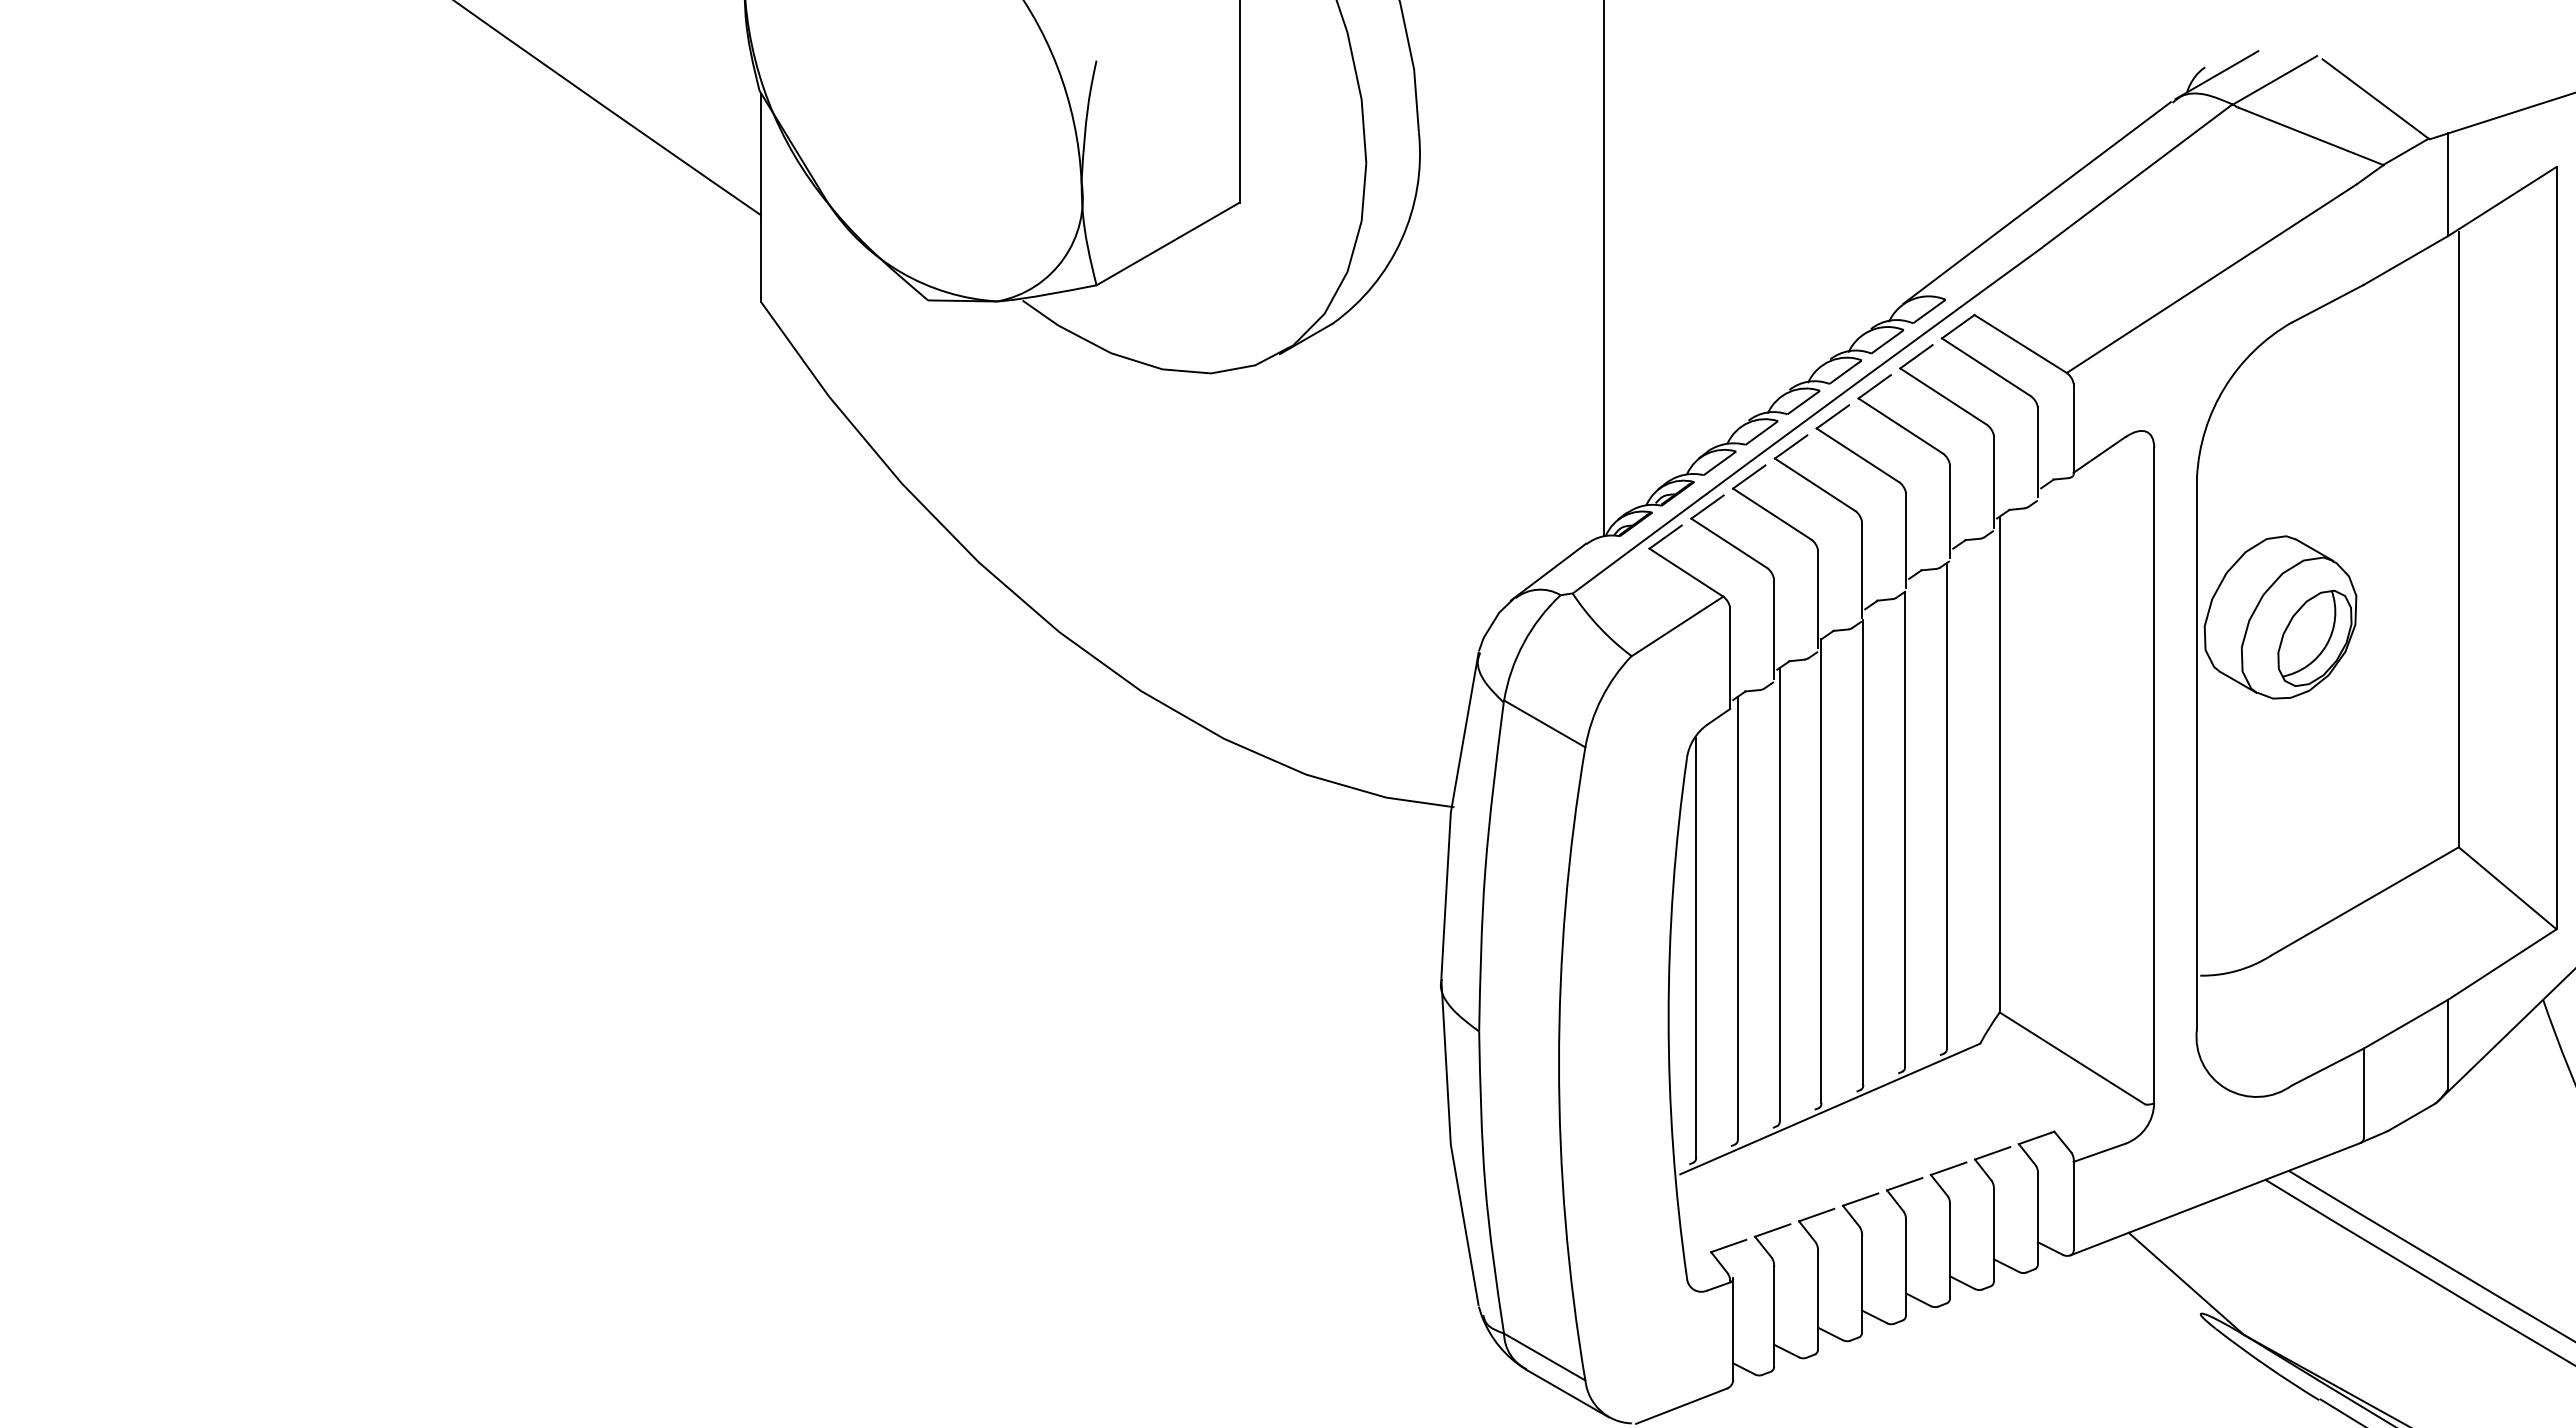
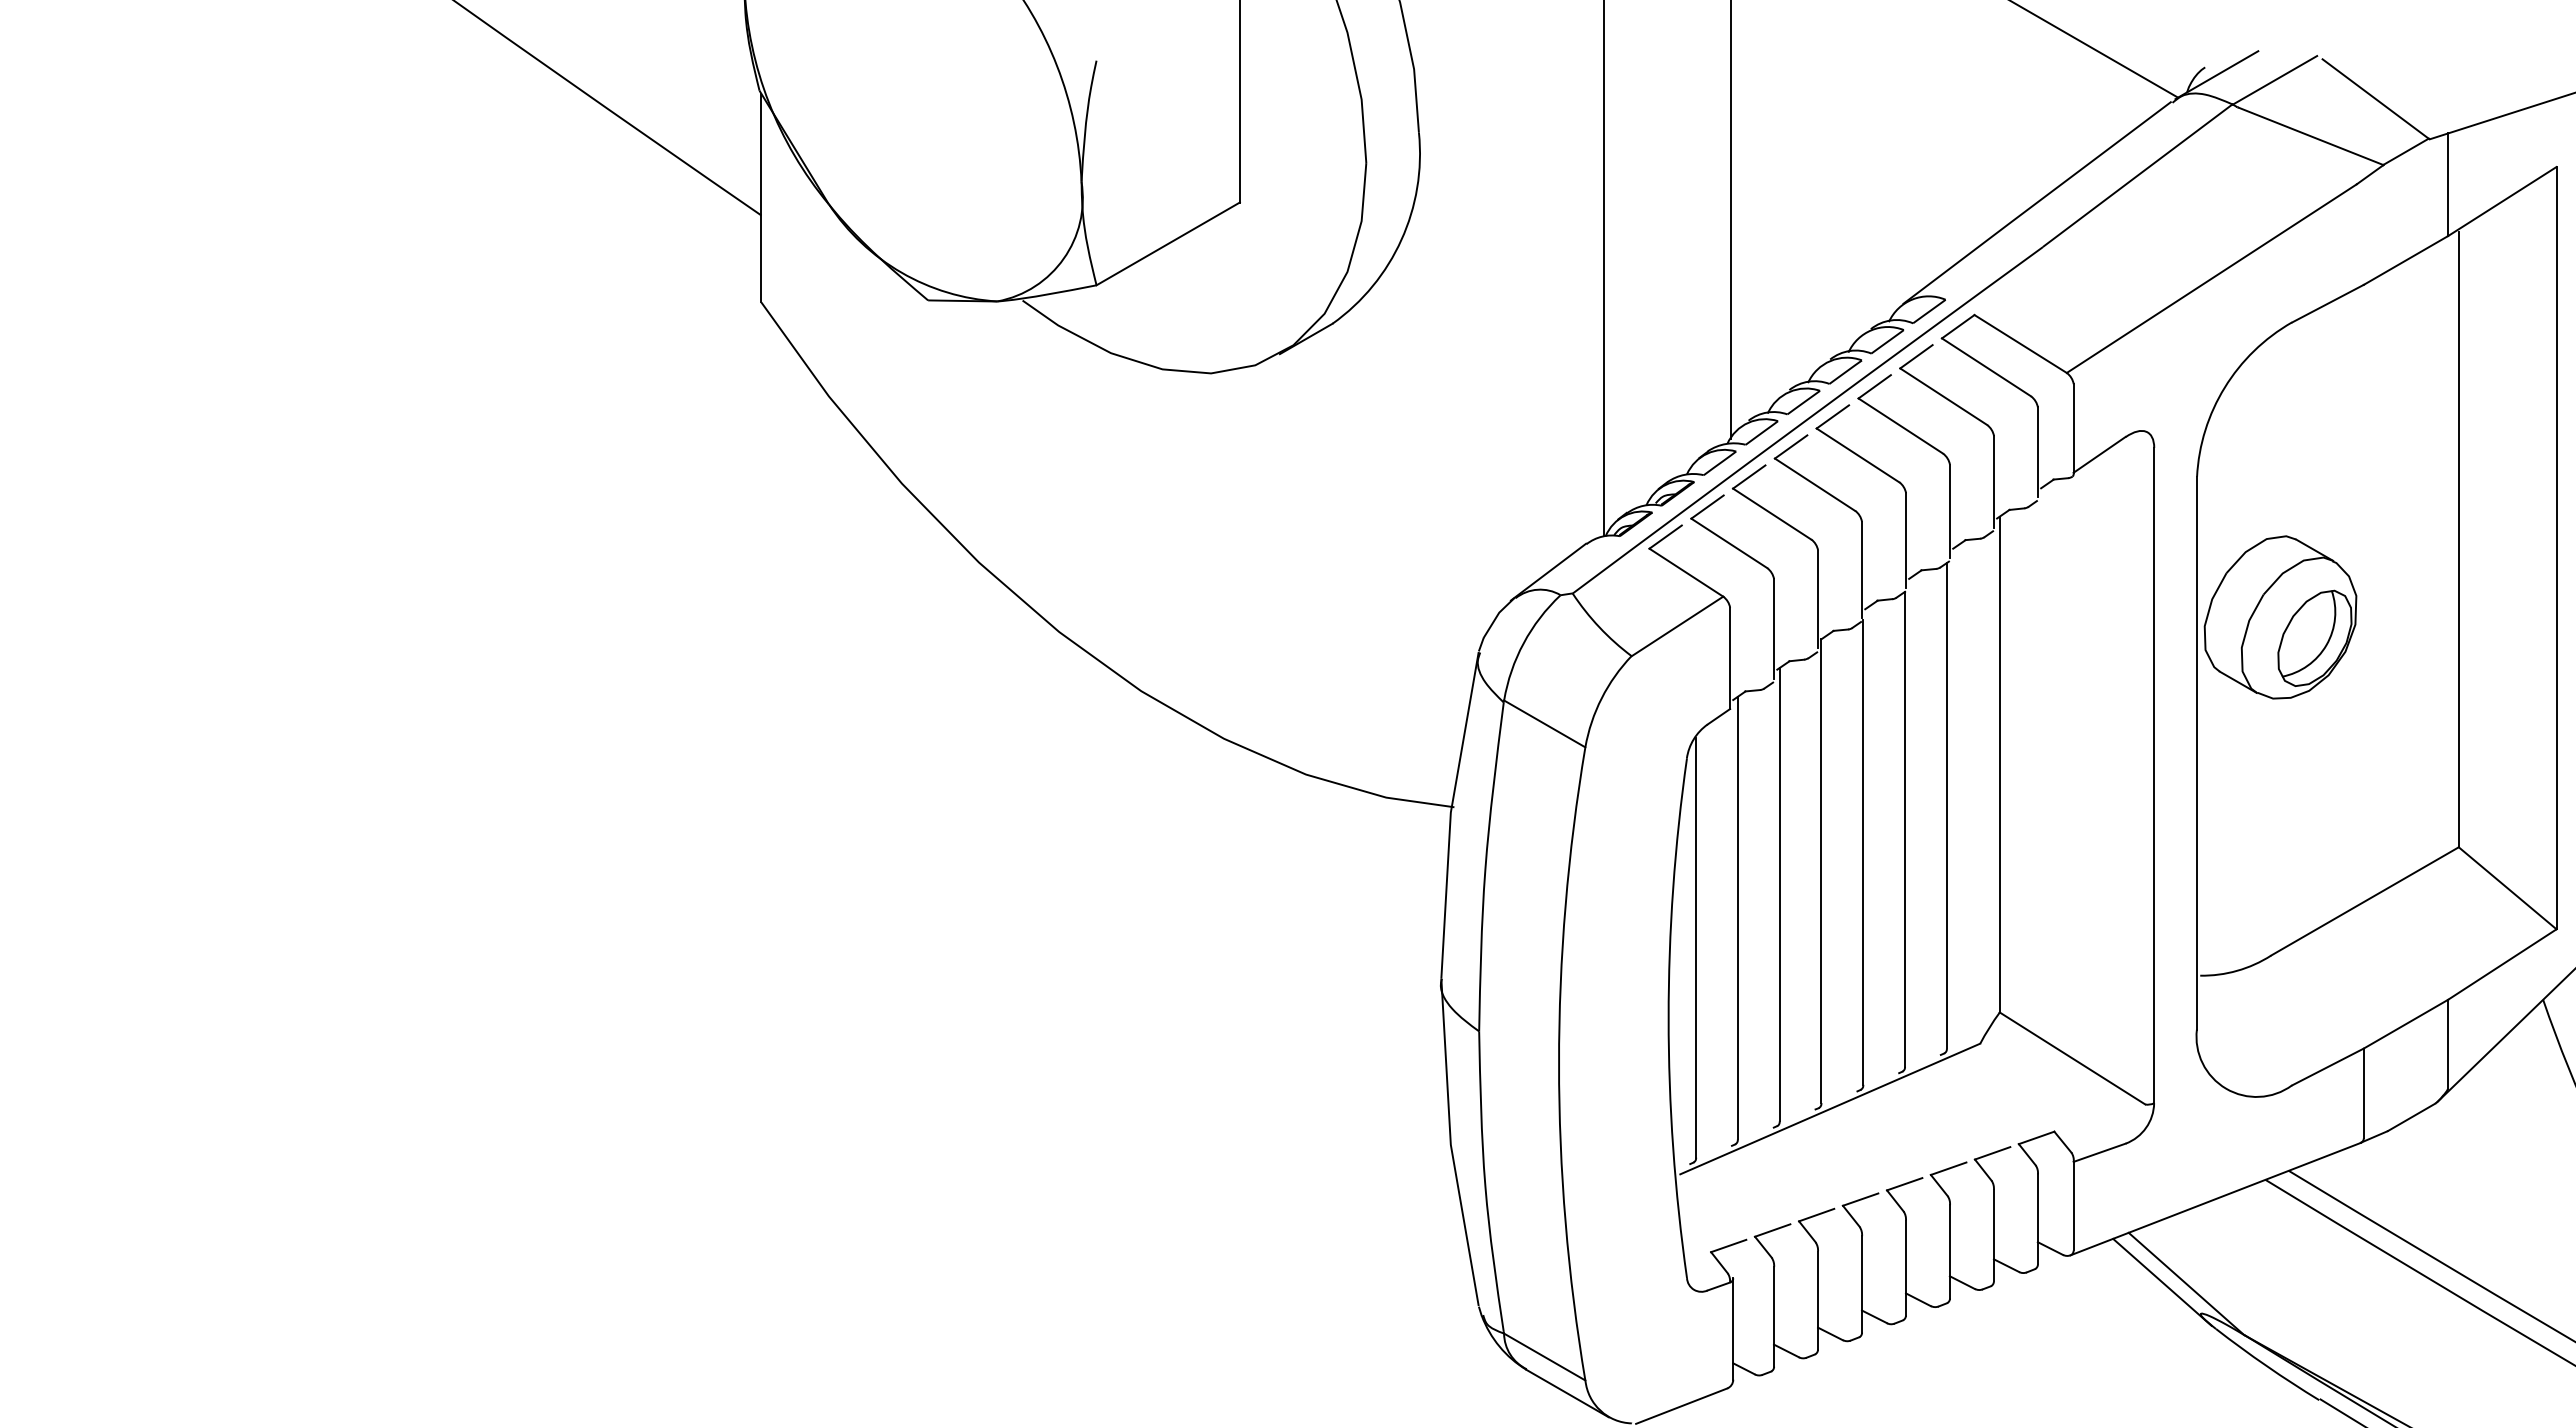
line: none -> present (2094, 49)
line: none -> present (1730, 220)
line: none -> present (2162, 1281)
